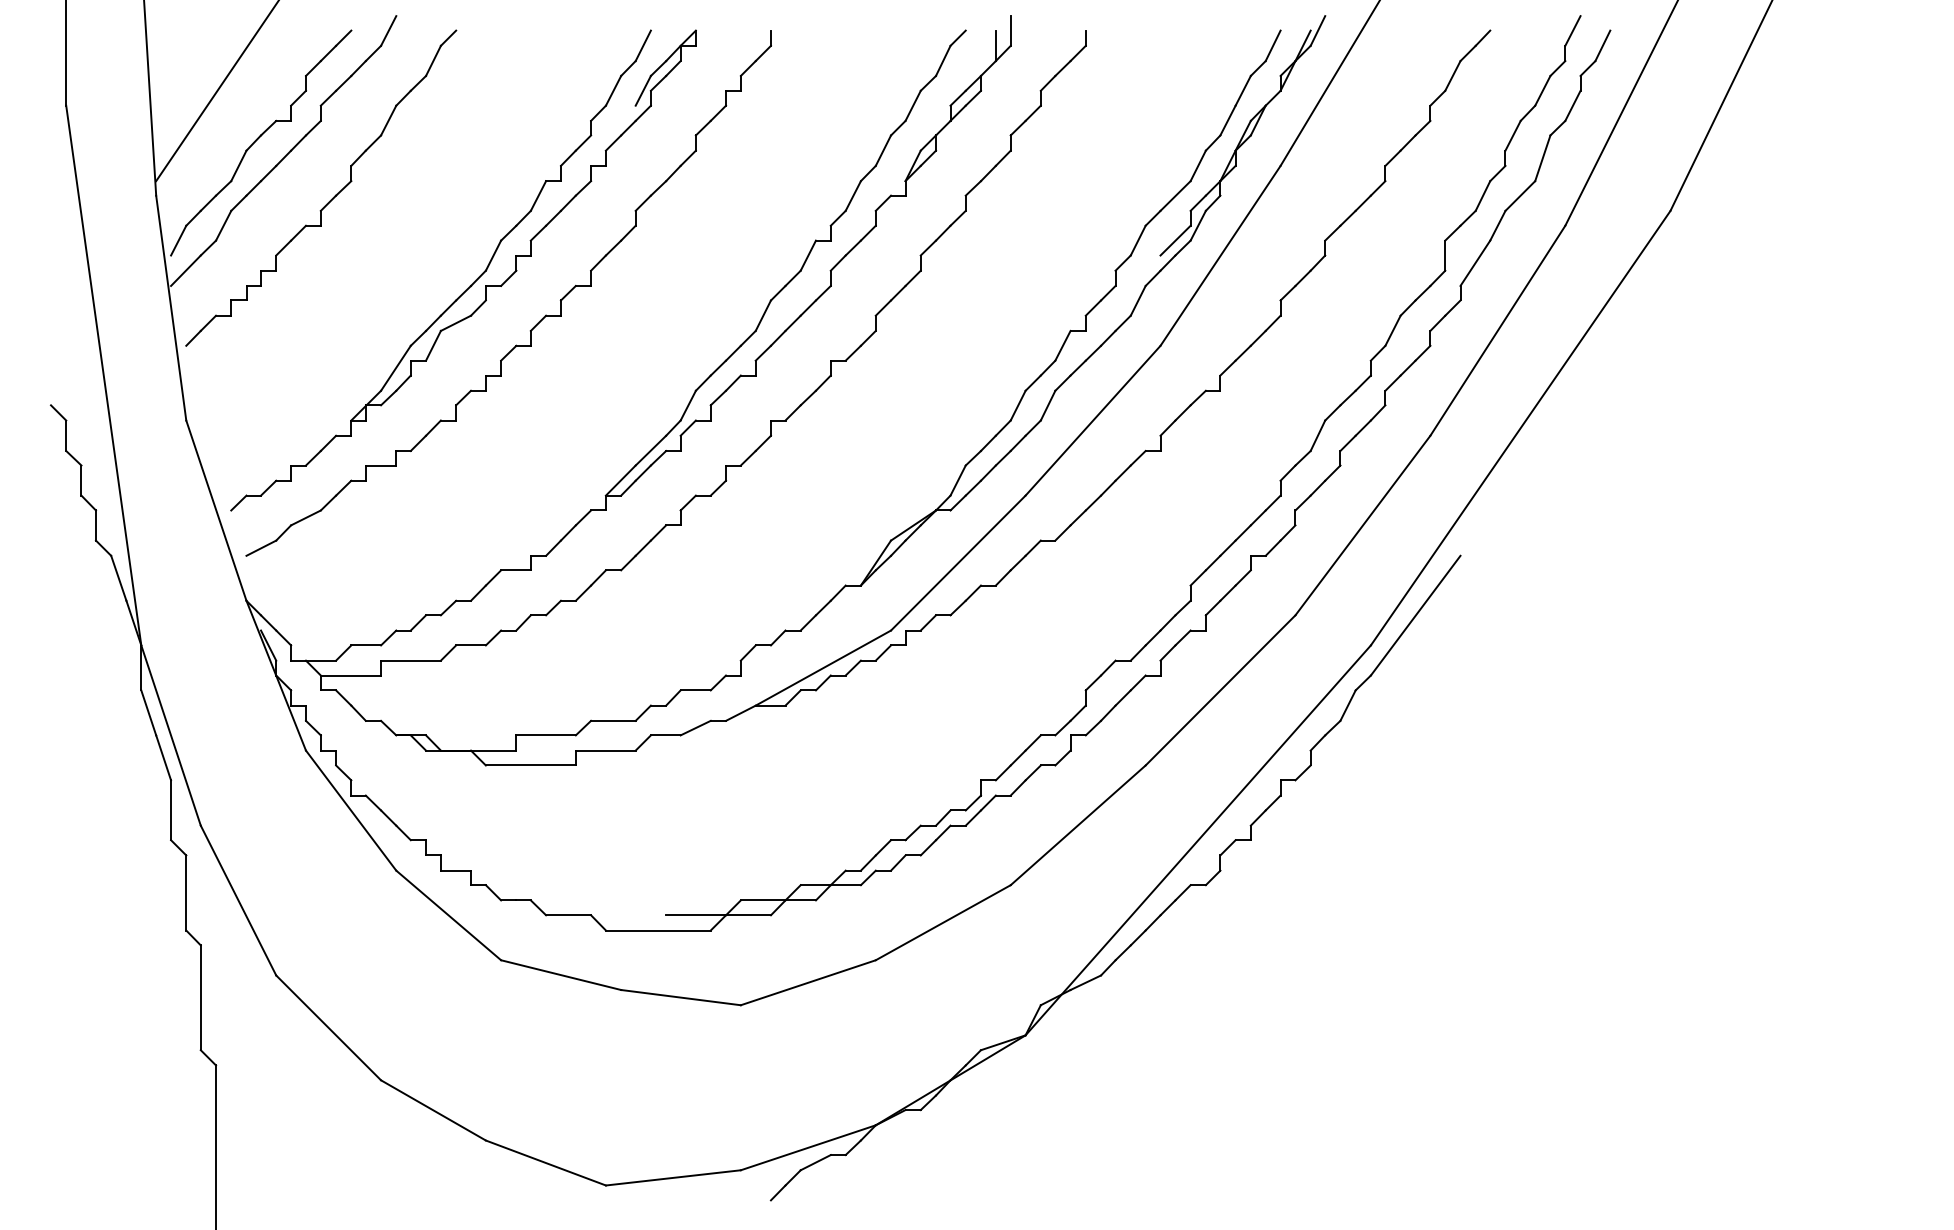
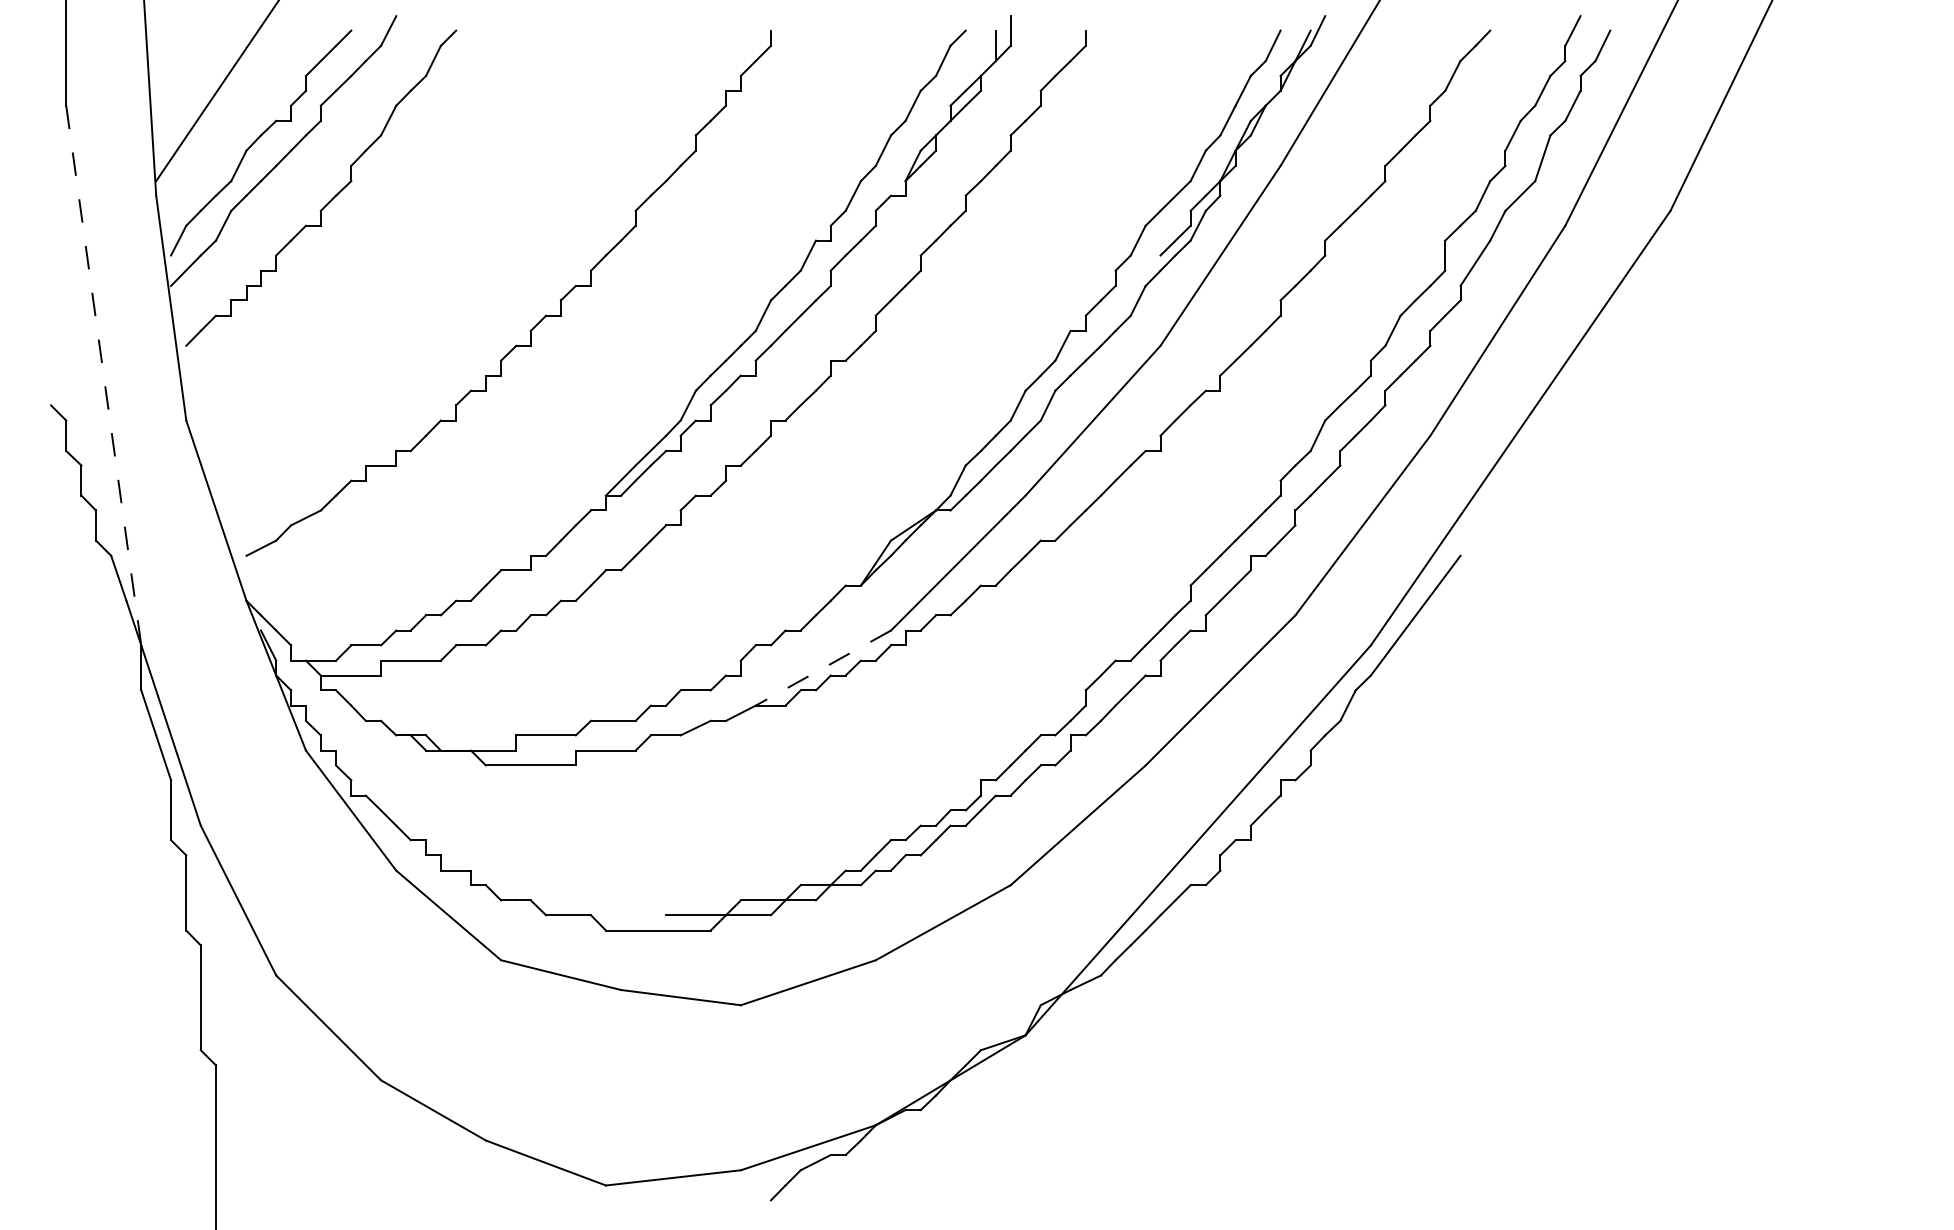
part: present -> none (475, 279)
line: solid -> dashed (103, 376)
line: solid -> dashed (822, 668)
